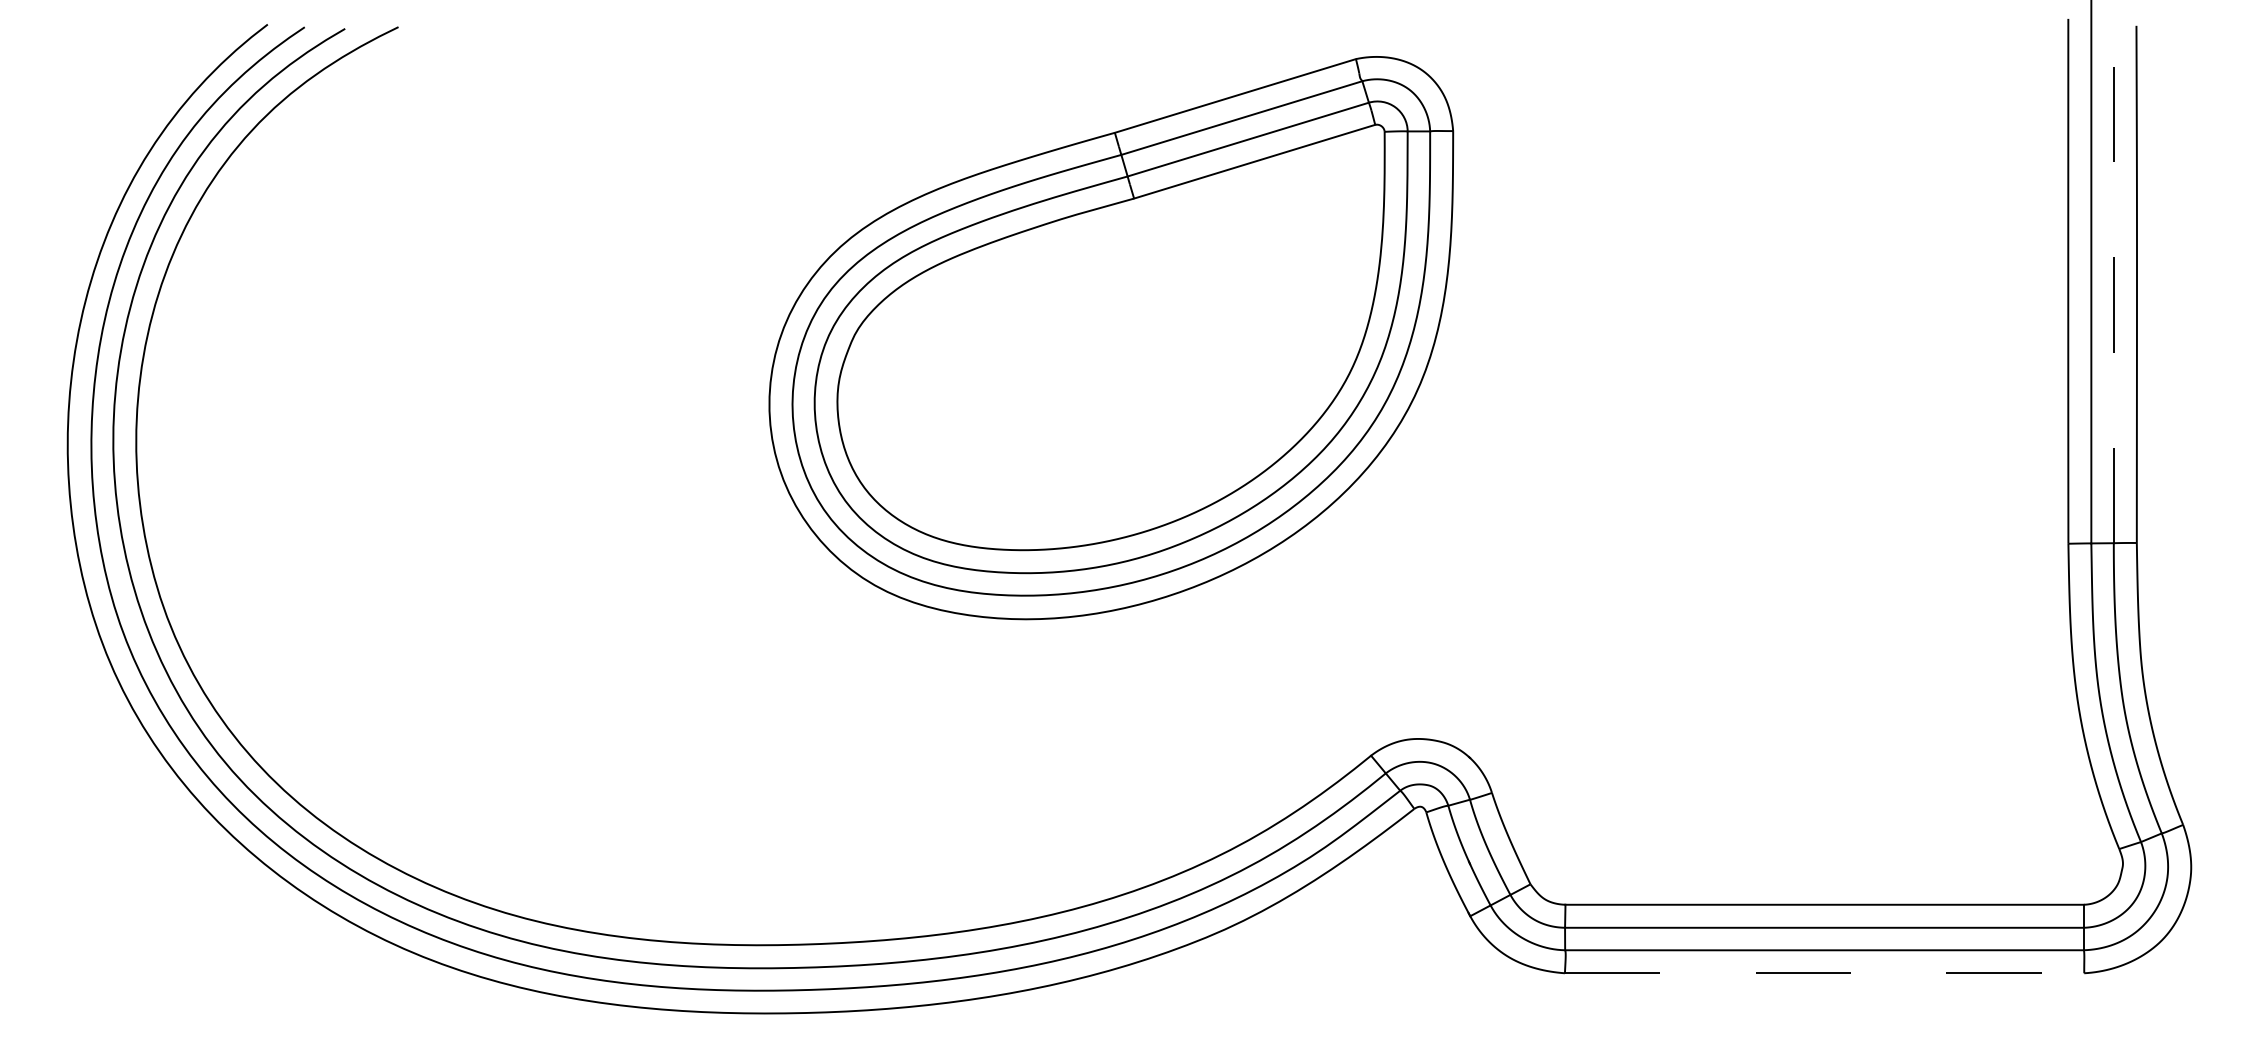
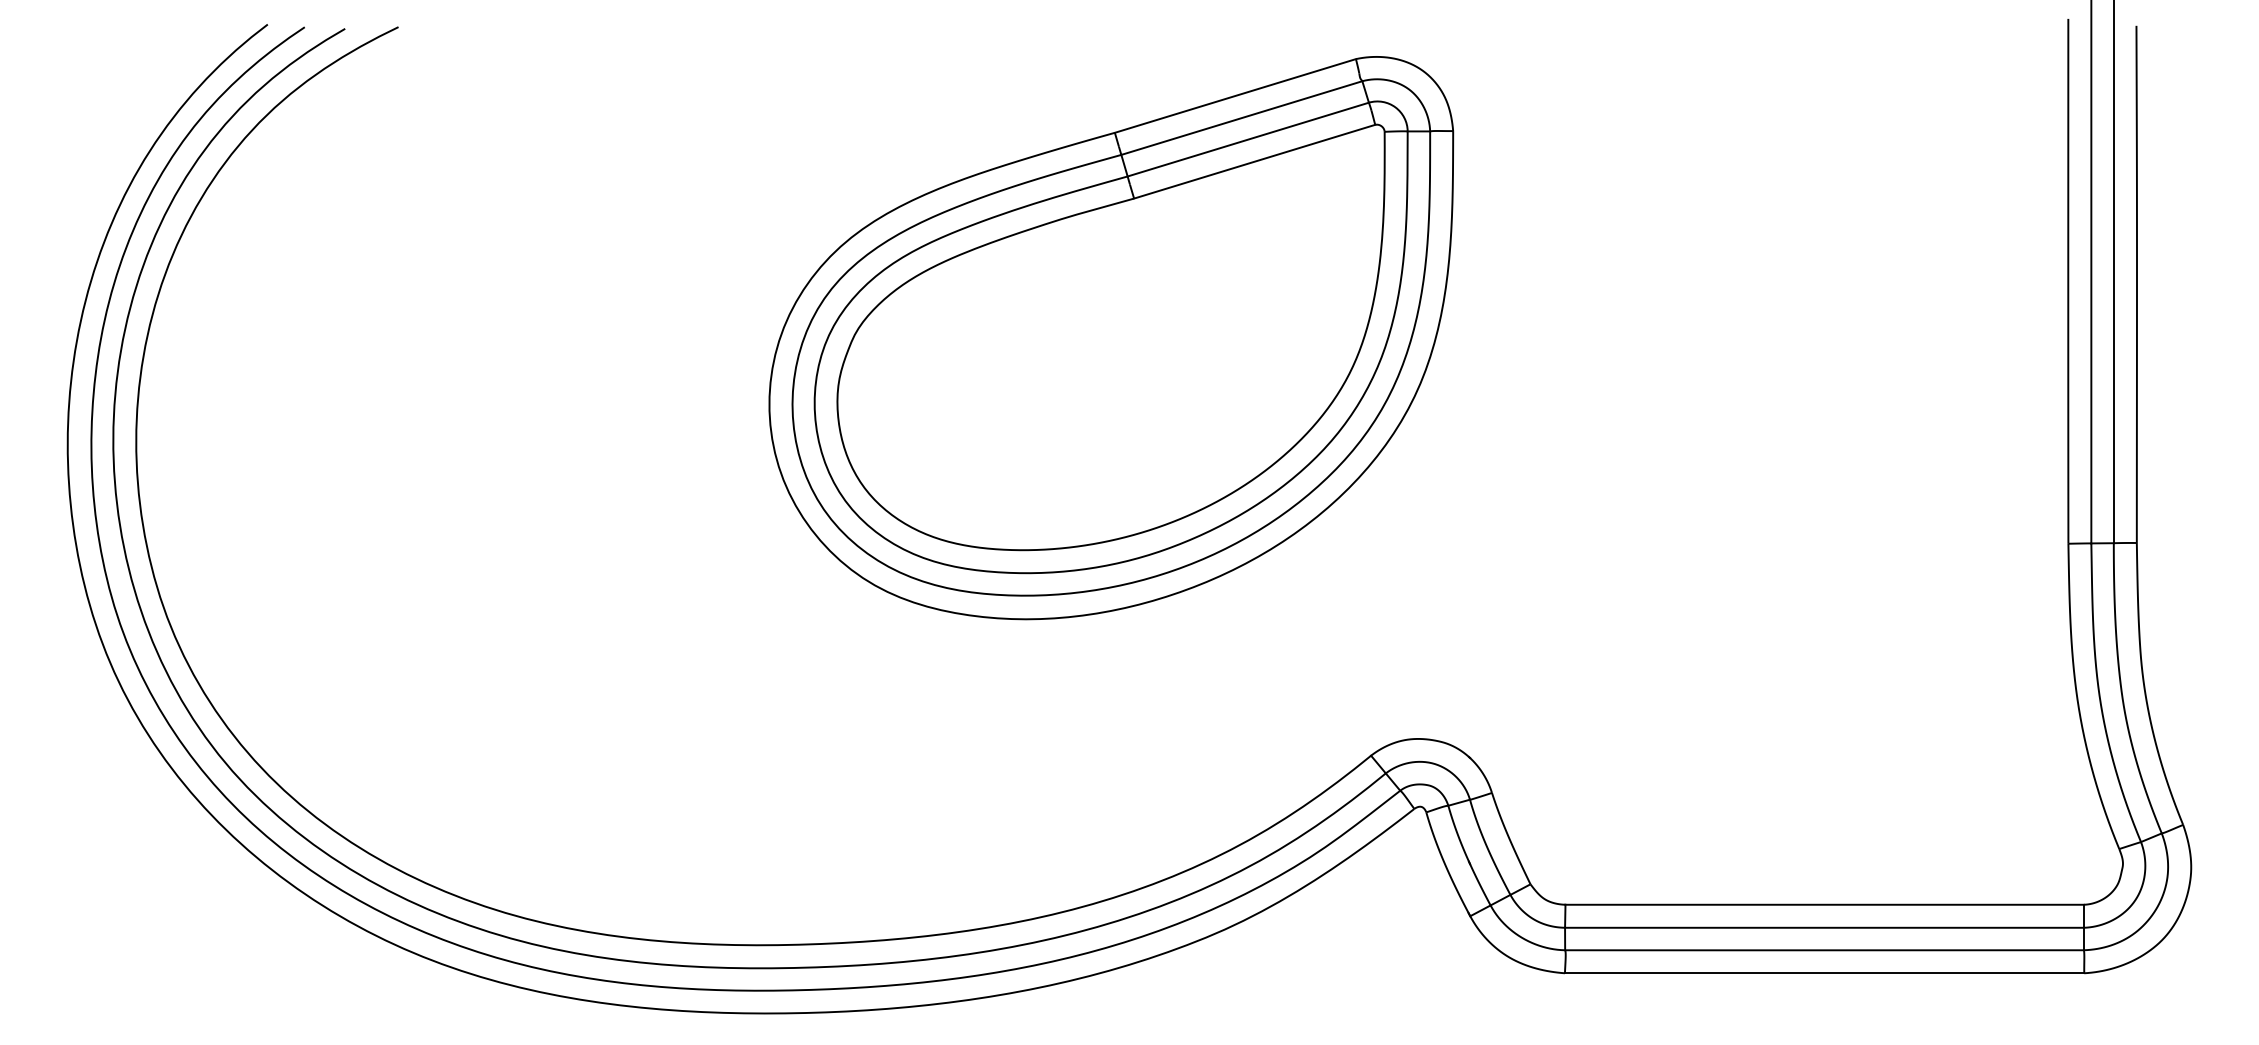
line: dashed -> solid (2113, 271)
line: dashed -> solid (1824, 973)
